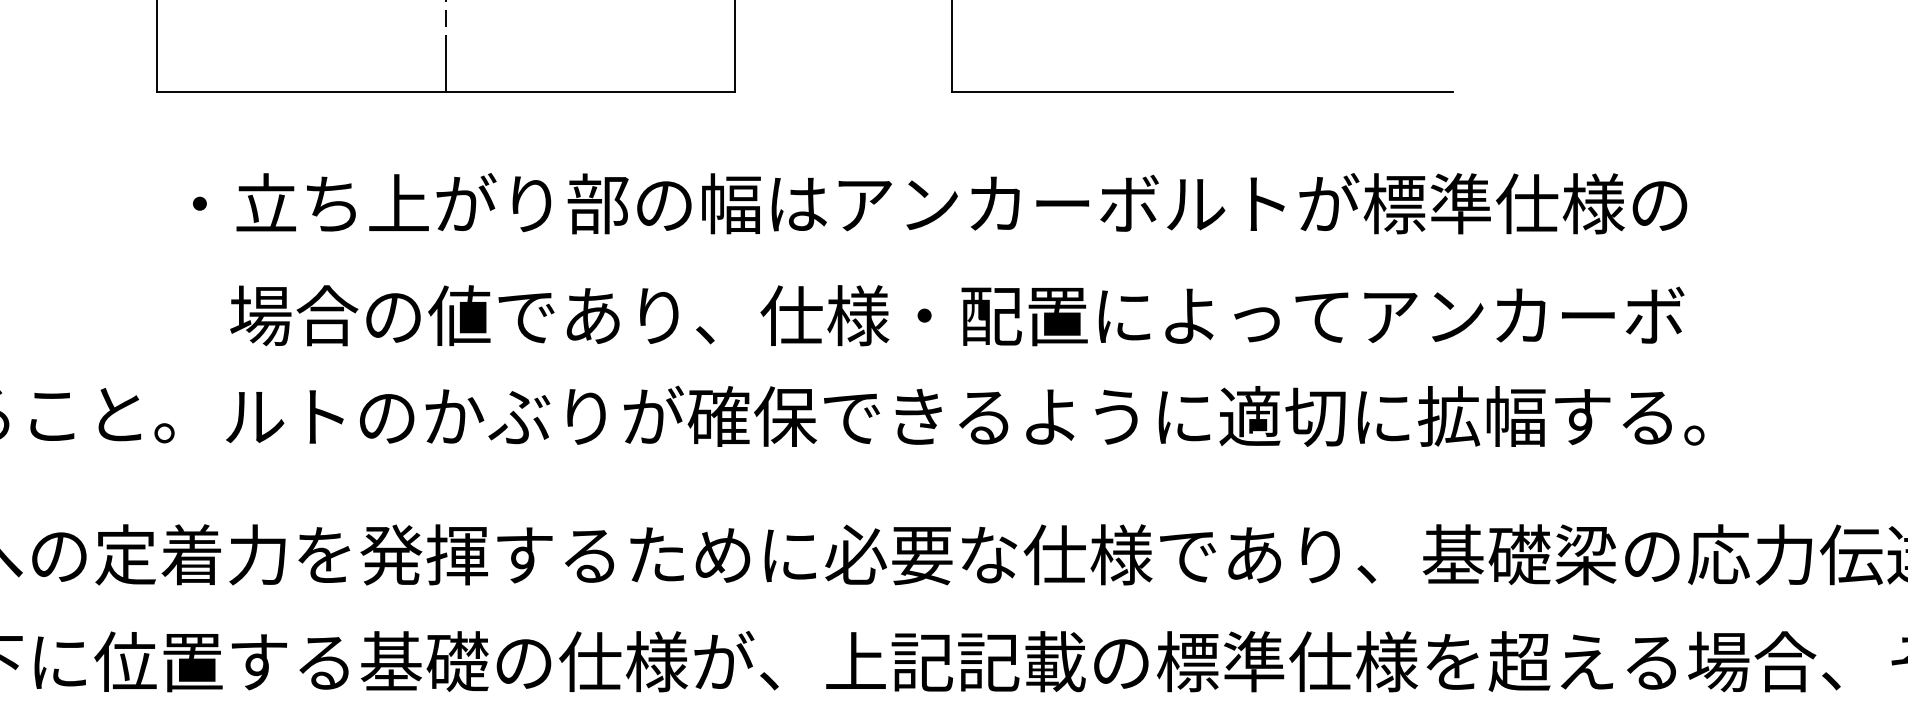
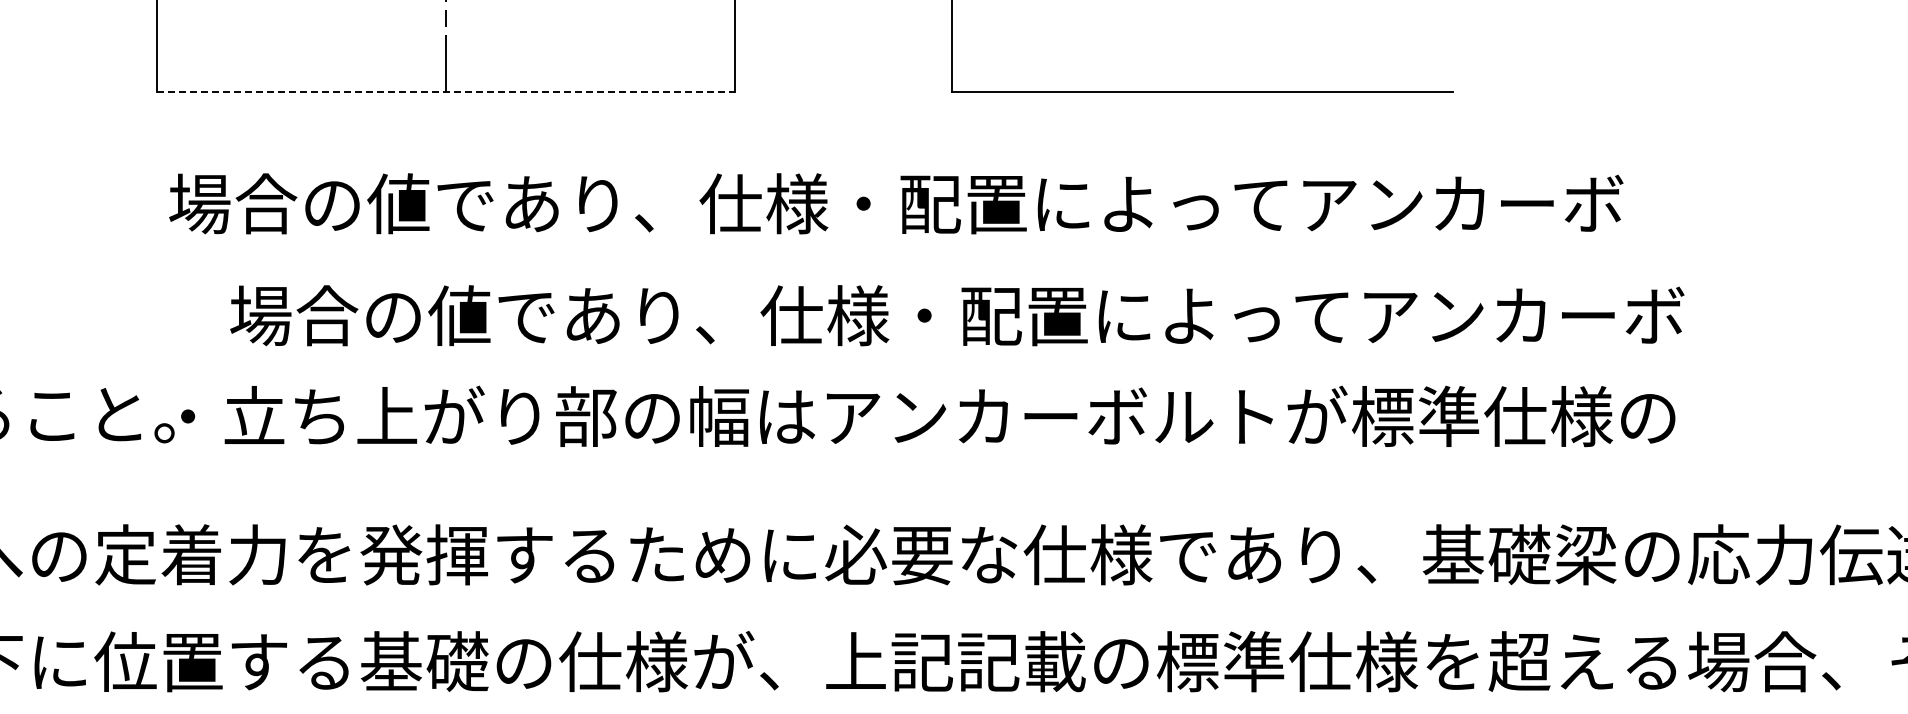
line: solid -> dashed (446, 92)
text: ・立ち上がり部の幅はアンカーボルトが標準仕様の -> 場合の値であり、仕様・配置によってアンカーボ (928, 203)
text: ルトのかぶりが確保できるように適切に拡幅する。 -> ・立ち上がり部の幅はアンカーボルトが標準仕様の (942, 416)
